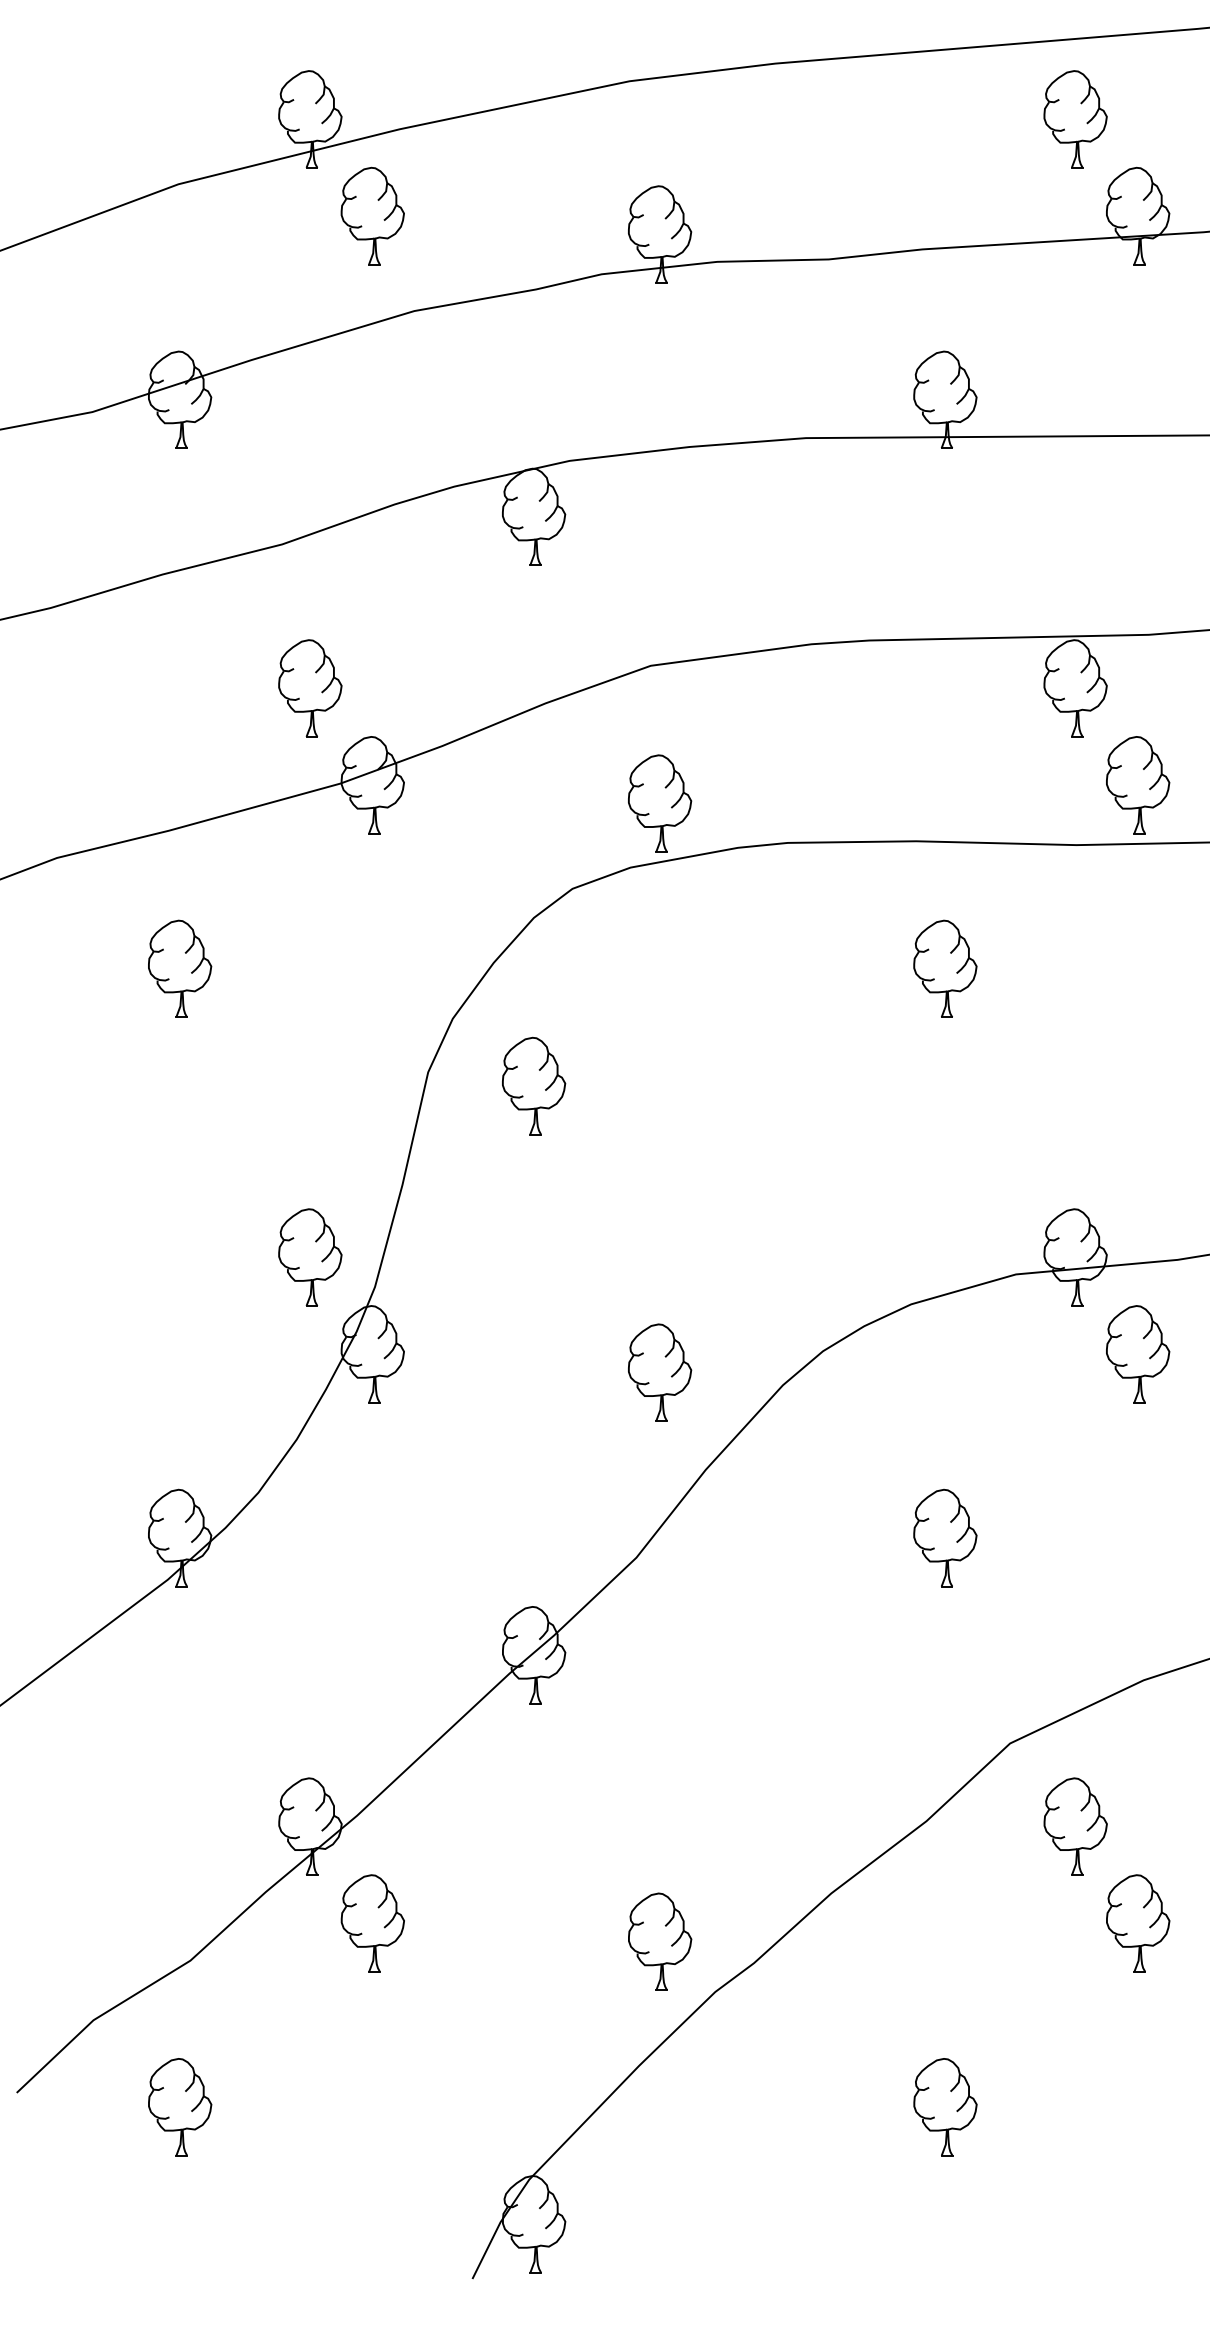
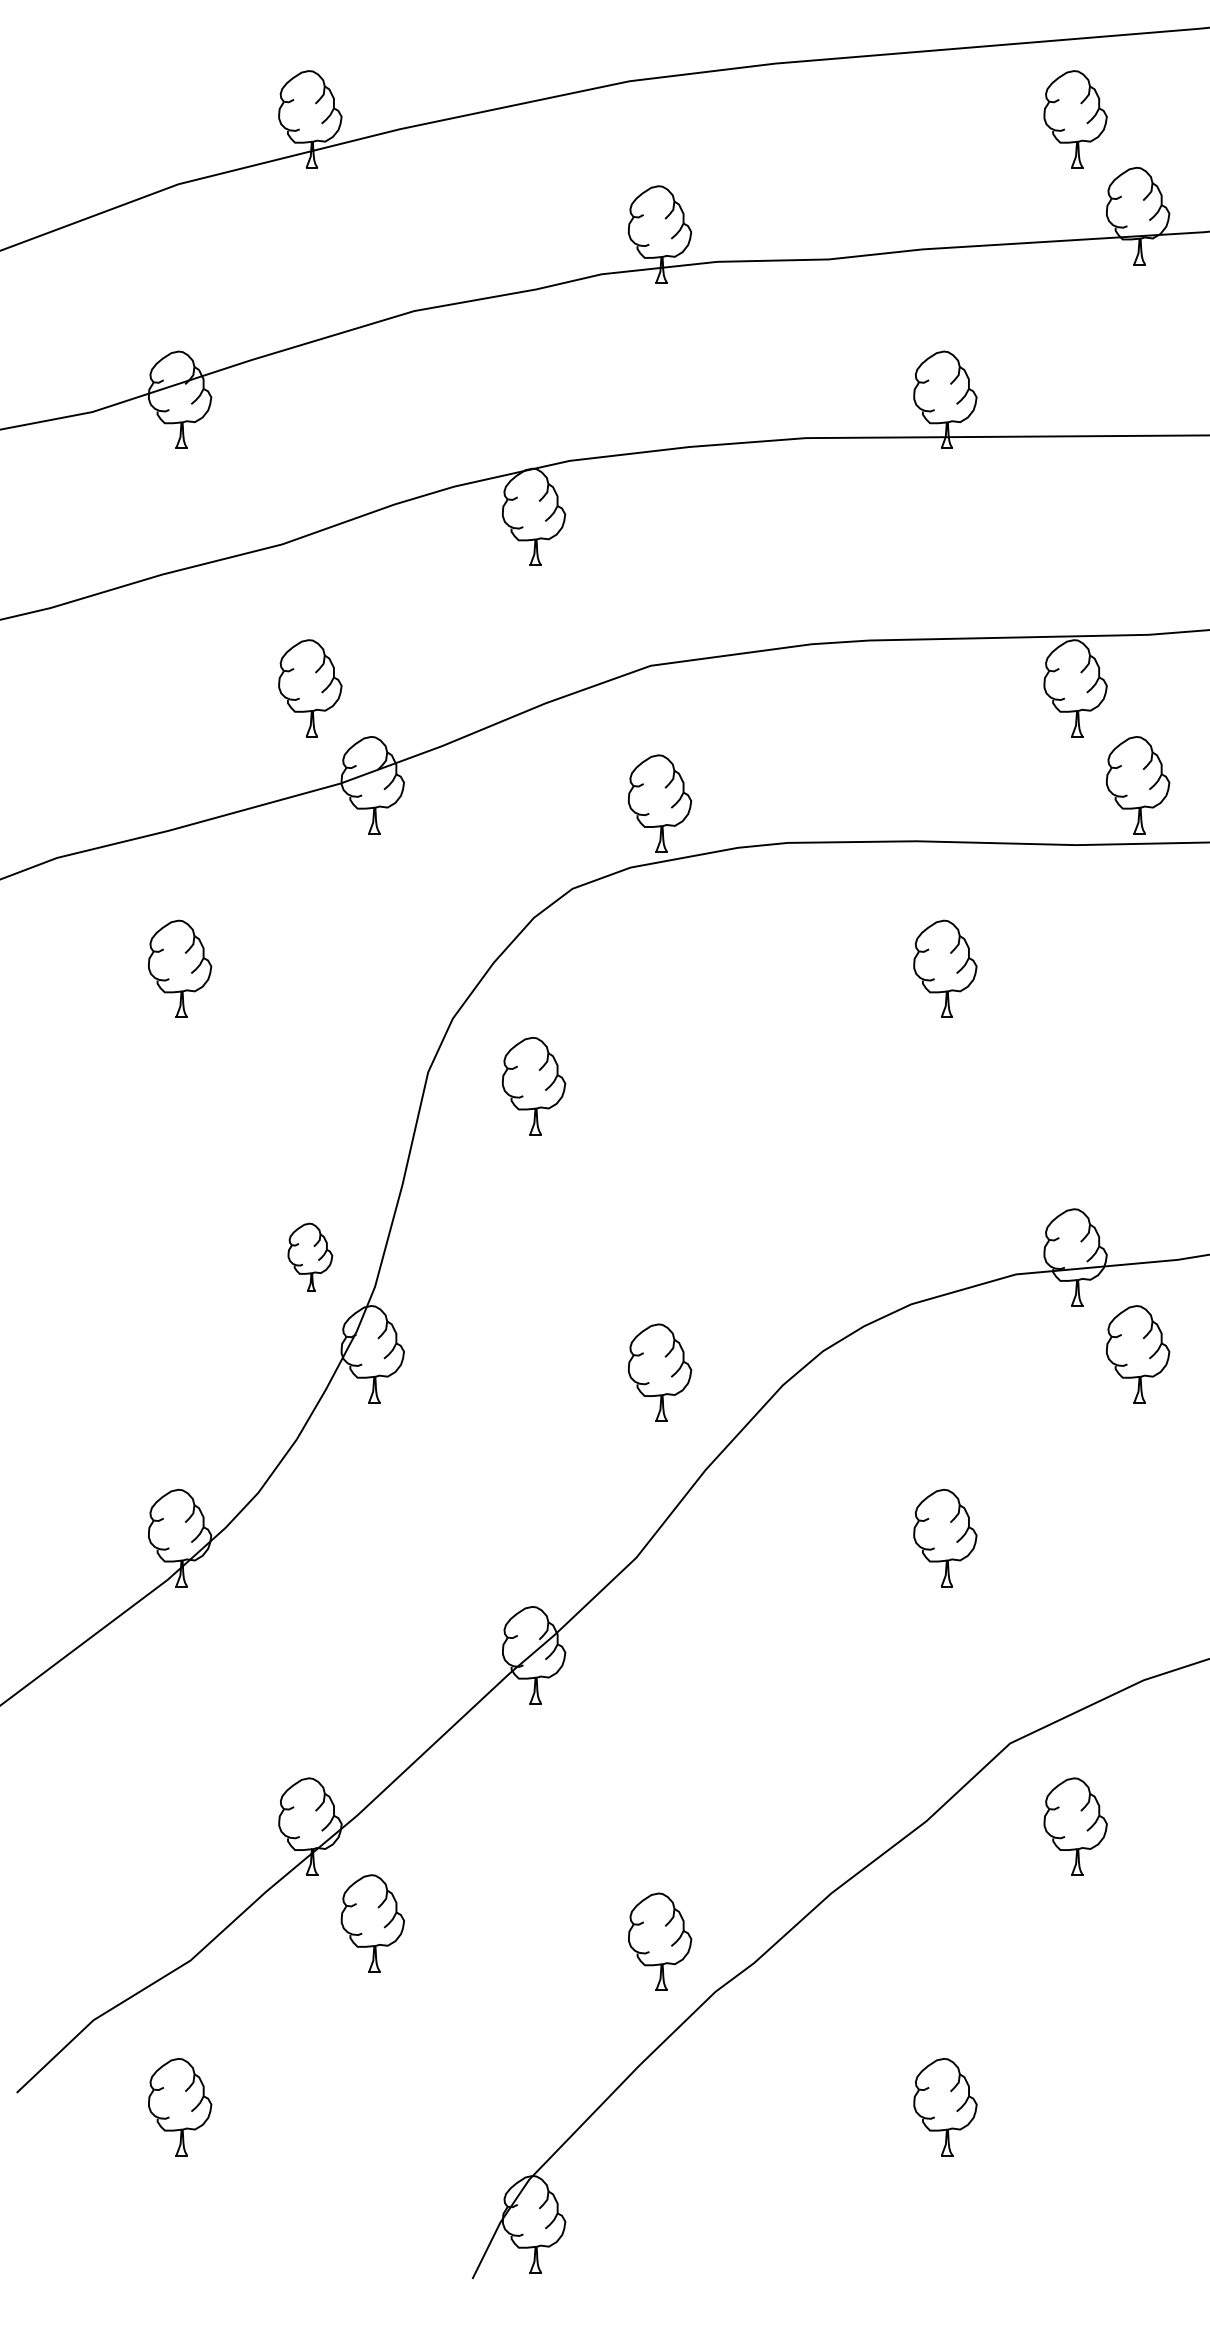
part: present -> none (372, 215)
part size: 65x99 px -> 47x70 px (310, 1256)
part: present -> none (1138, 1923)
